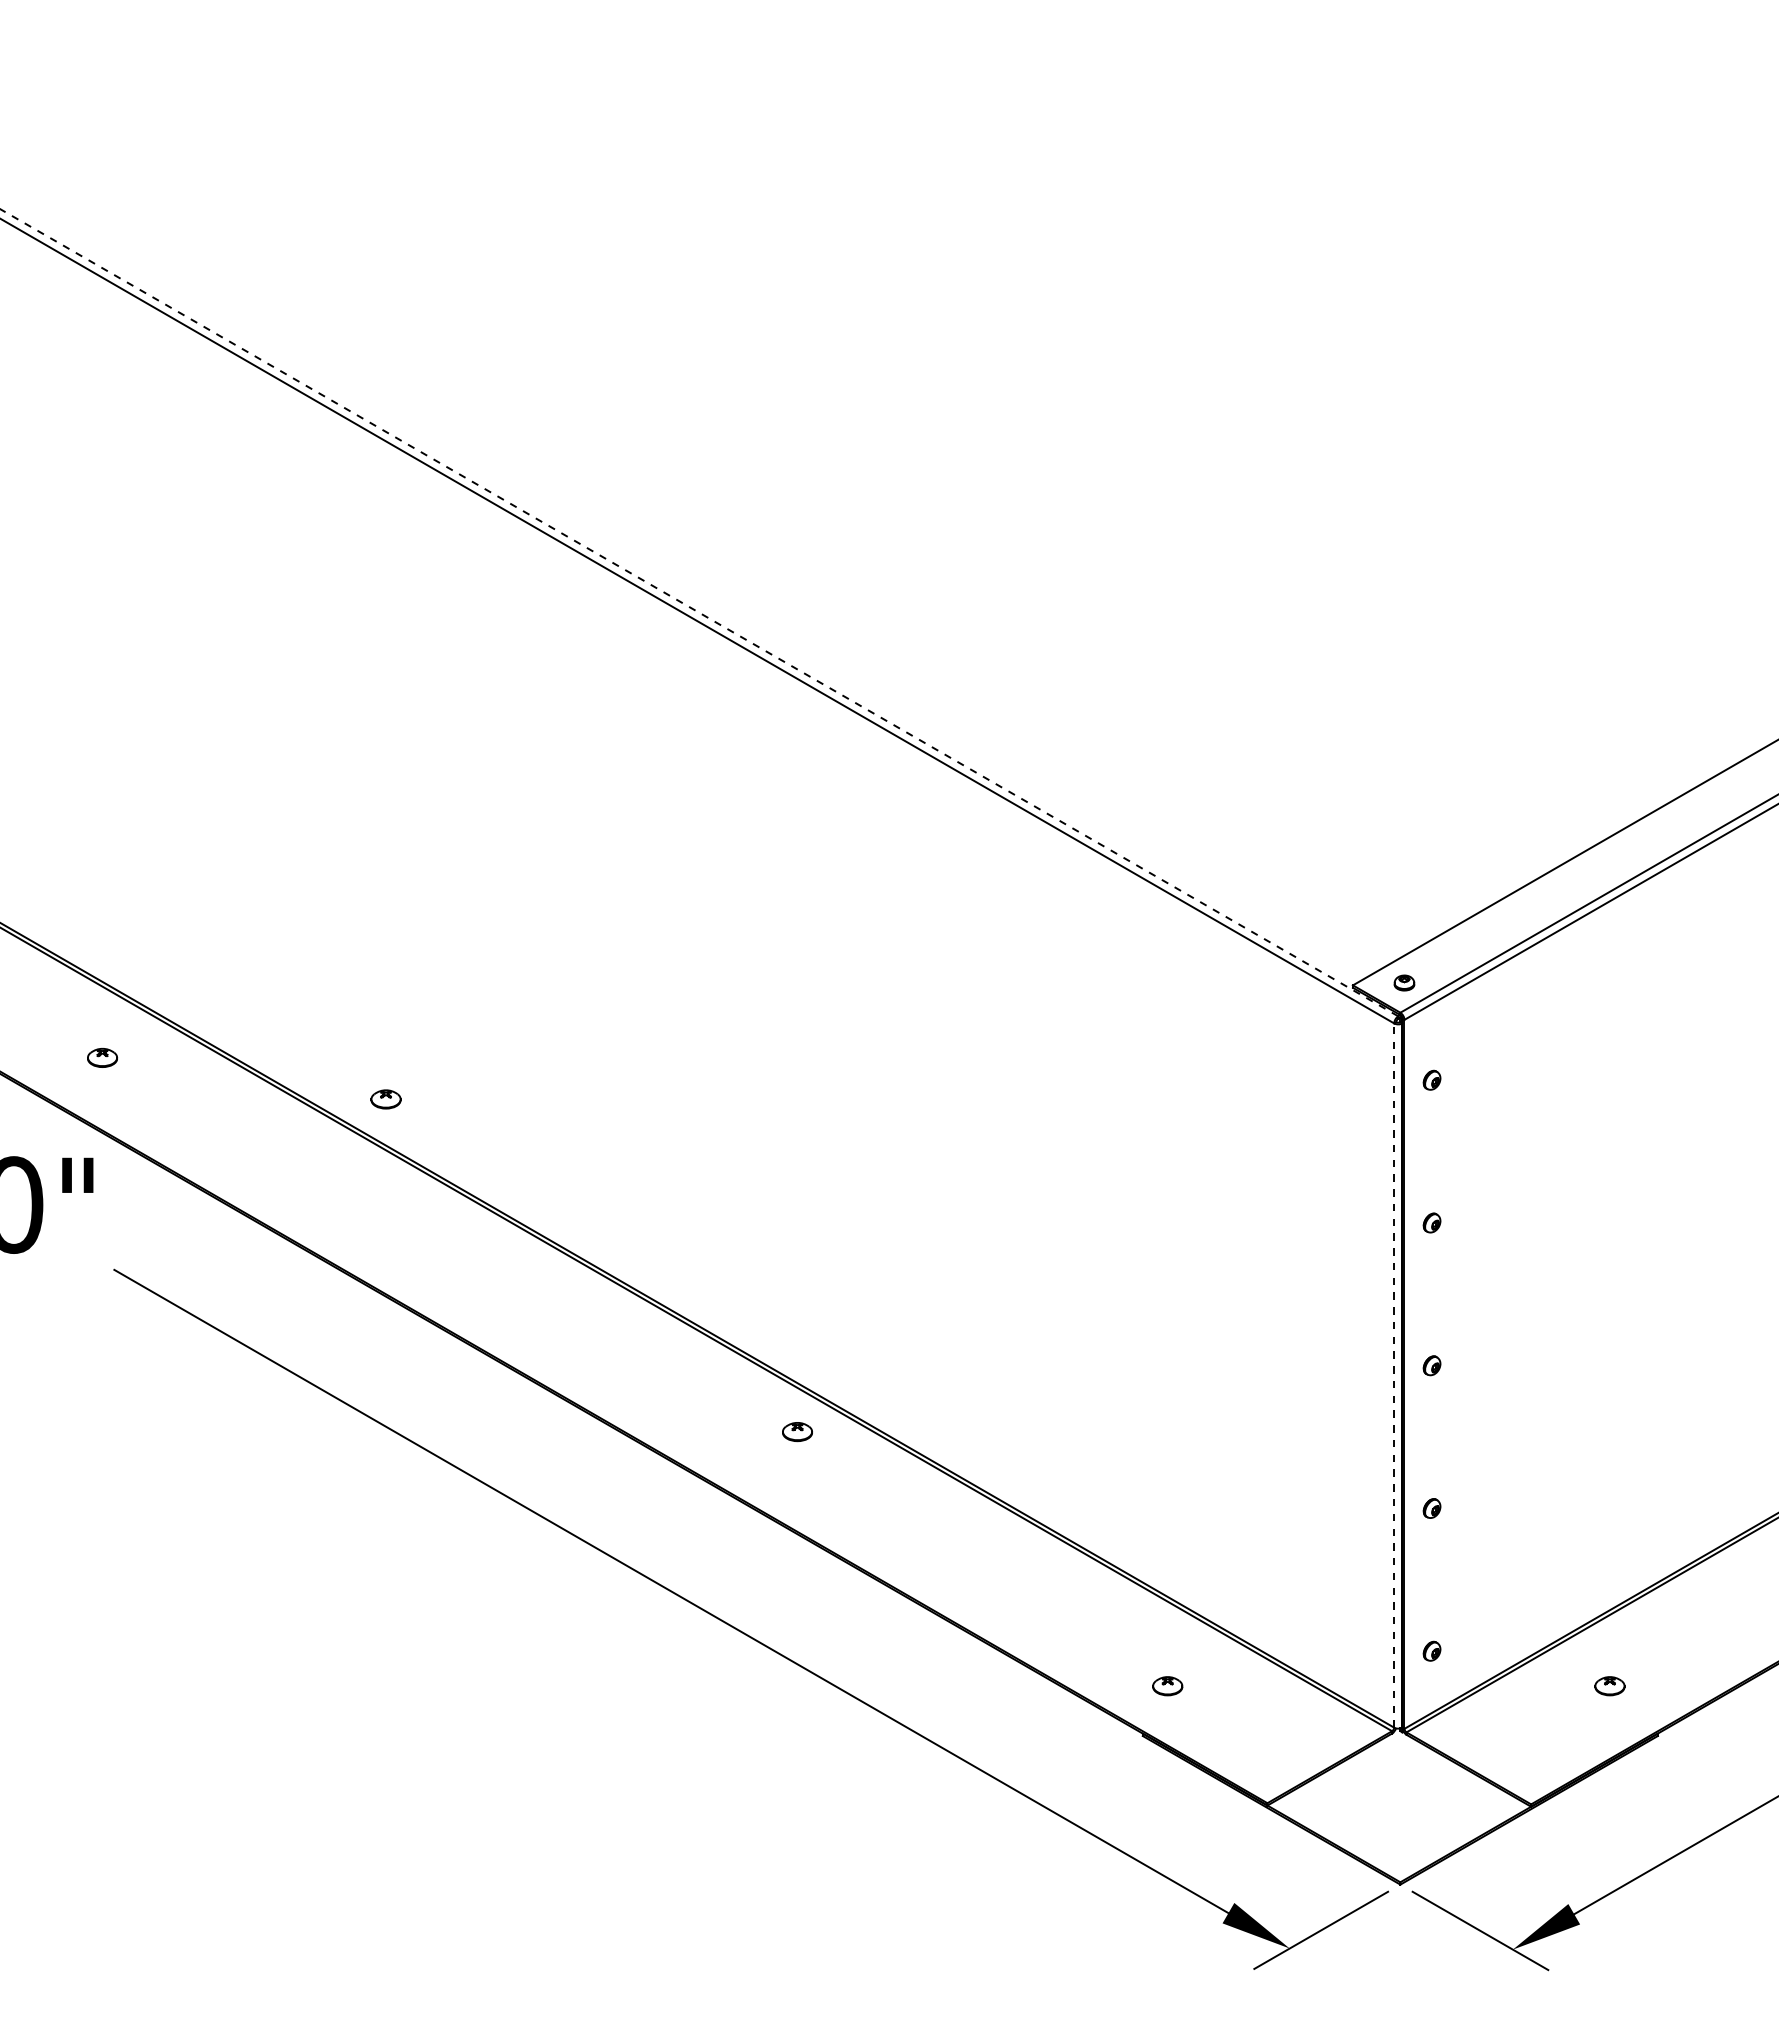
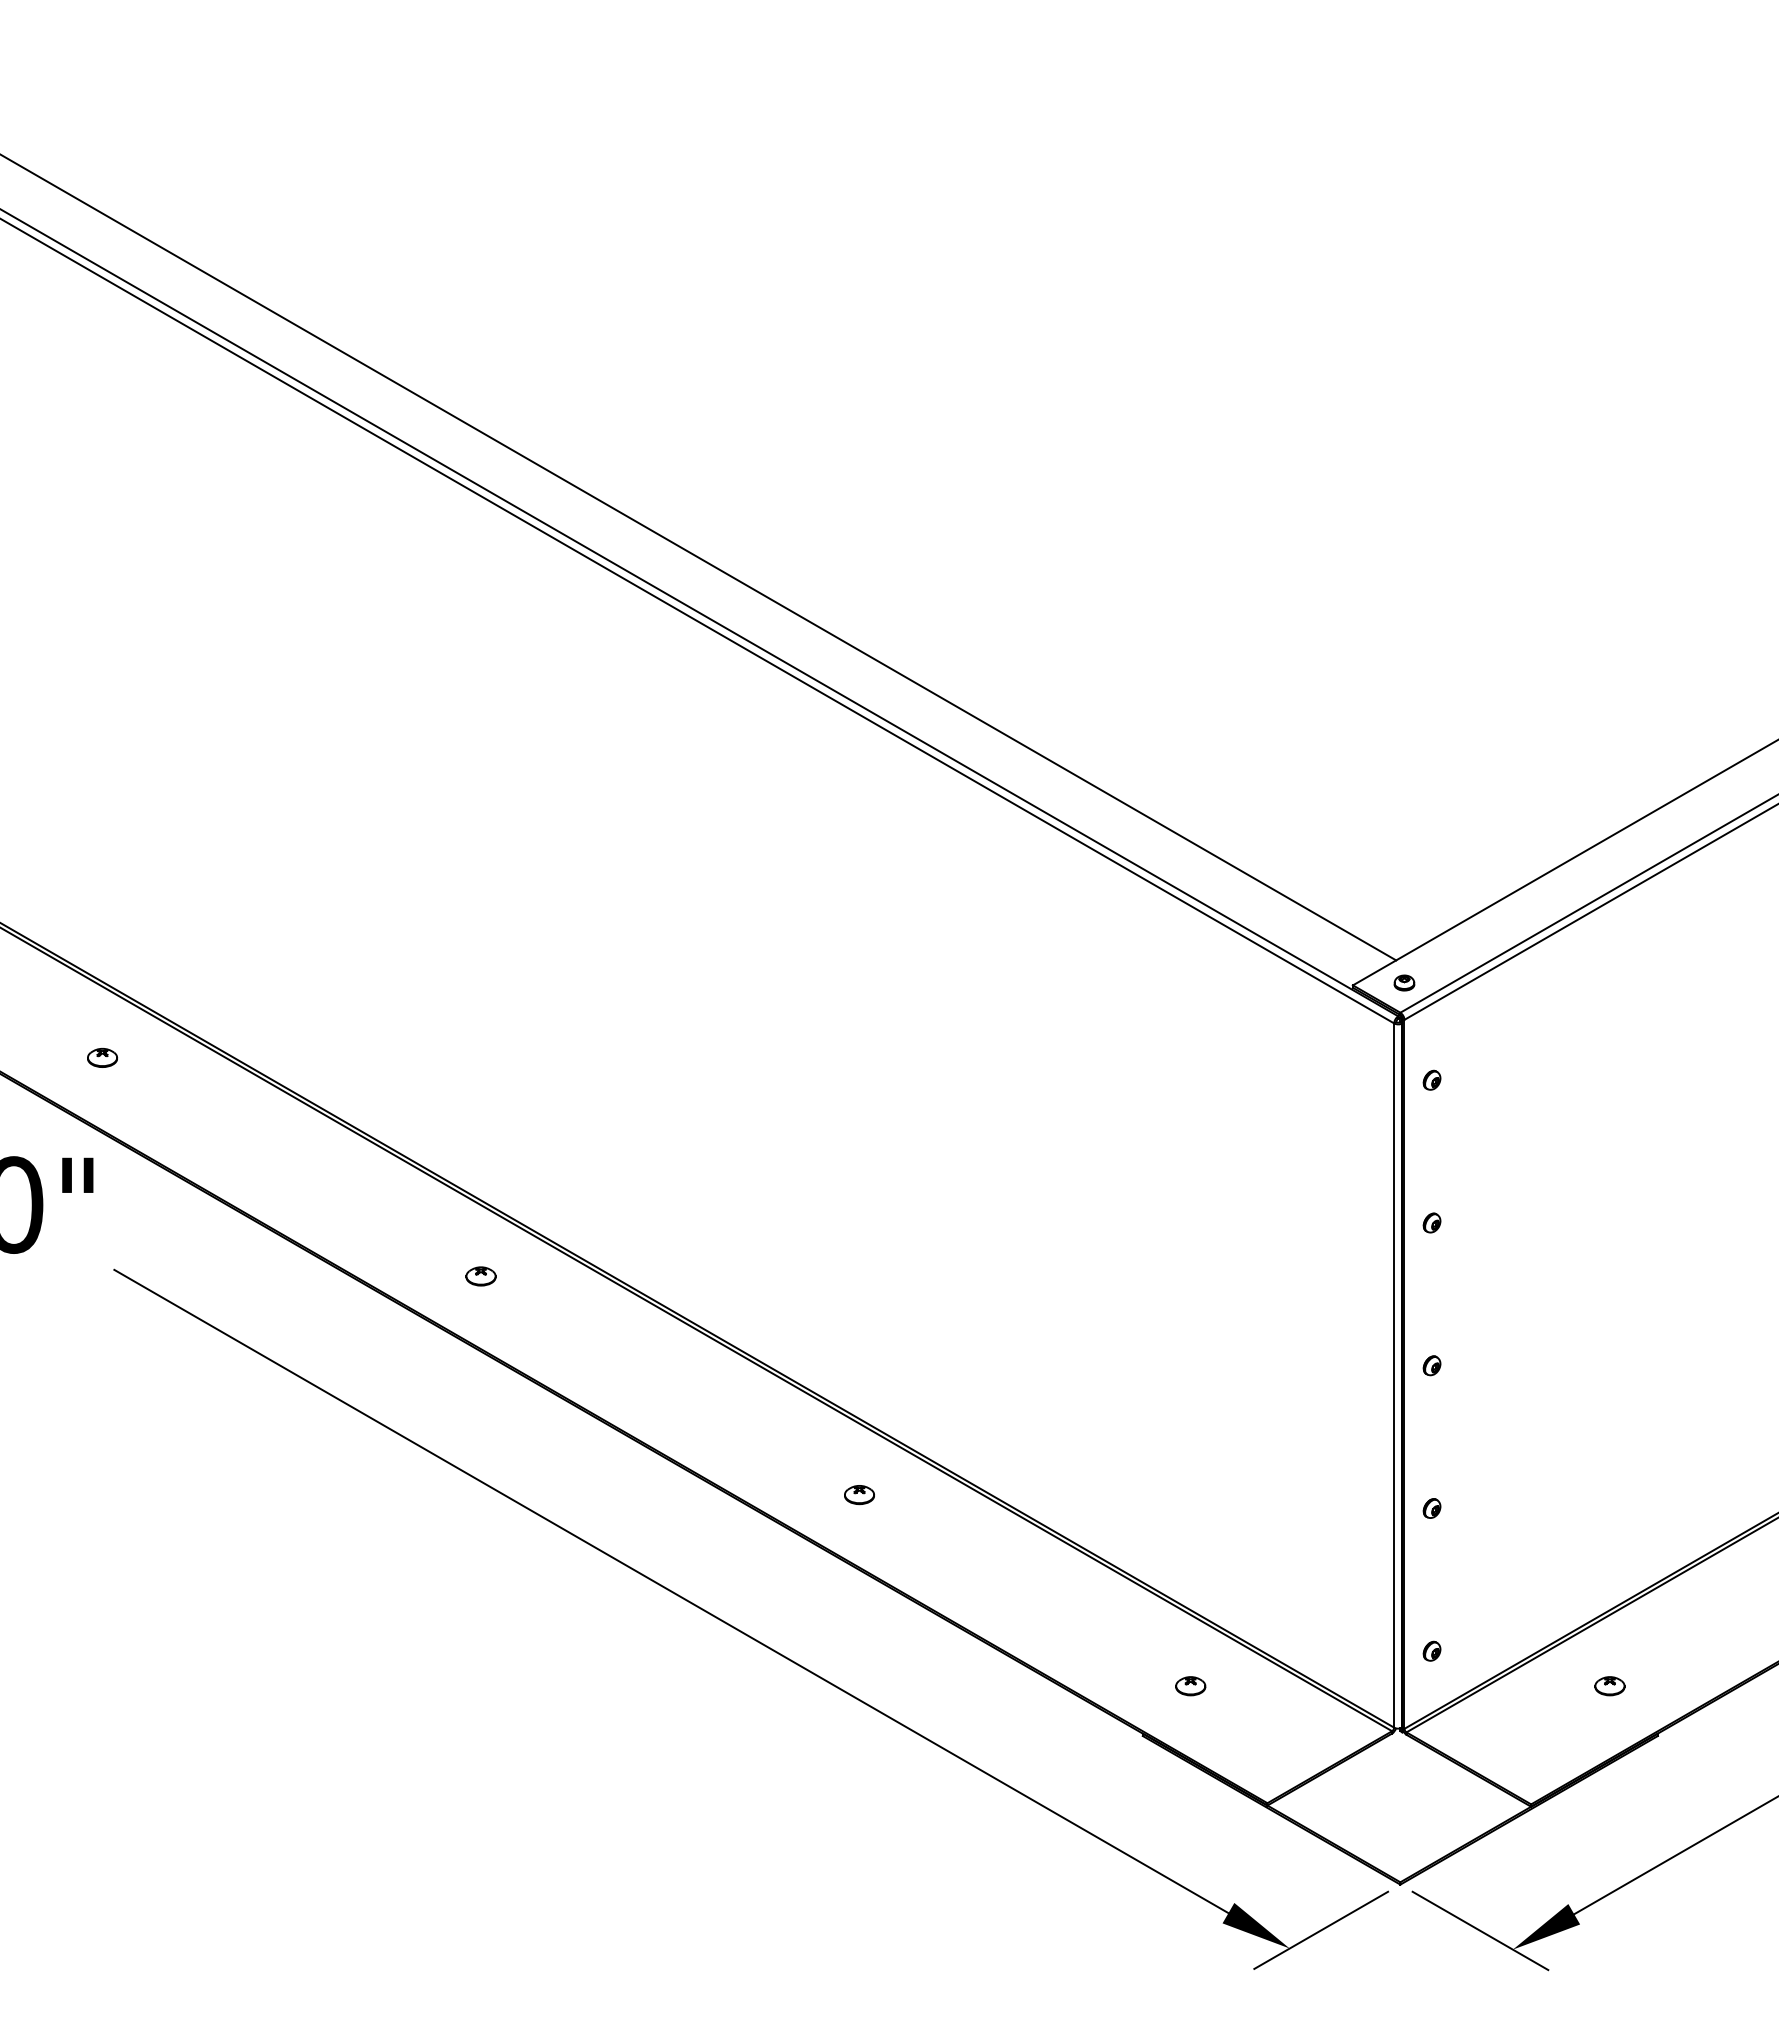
line: none -> present (699, 557)
line: dashed -> solid (699, 612)
part position: (385, 1099) -> (480, 1276) (480, 1276)
line: dashed -> solid (1394, 1375)
part position: (797, 1432) -> (859, 1495) (859, 1495)
part position: (1167, 1686) -> (1190, 1686) (1190, 1686)
